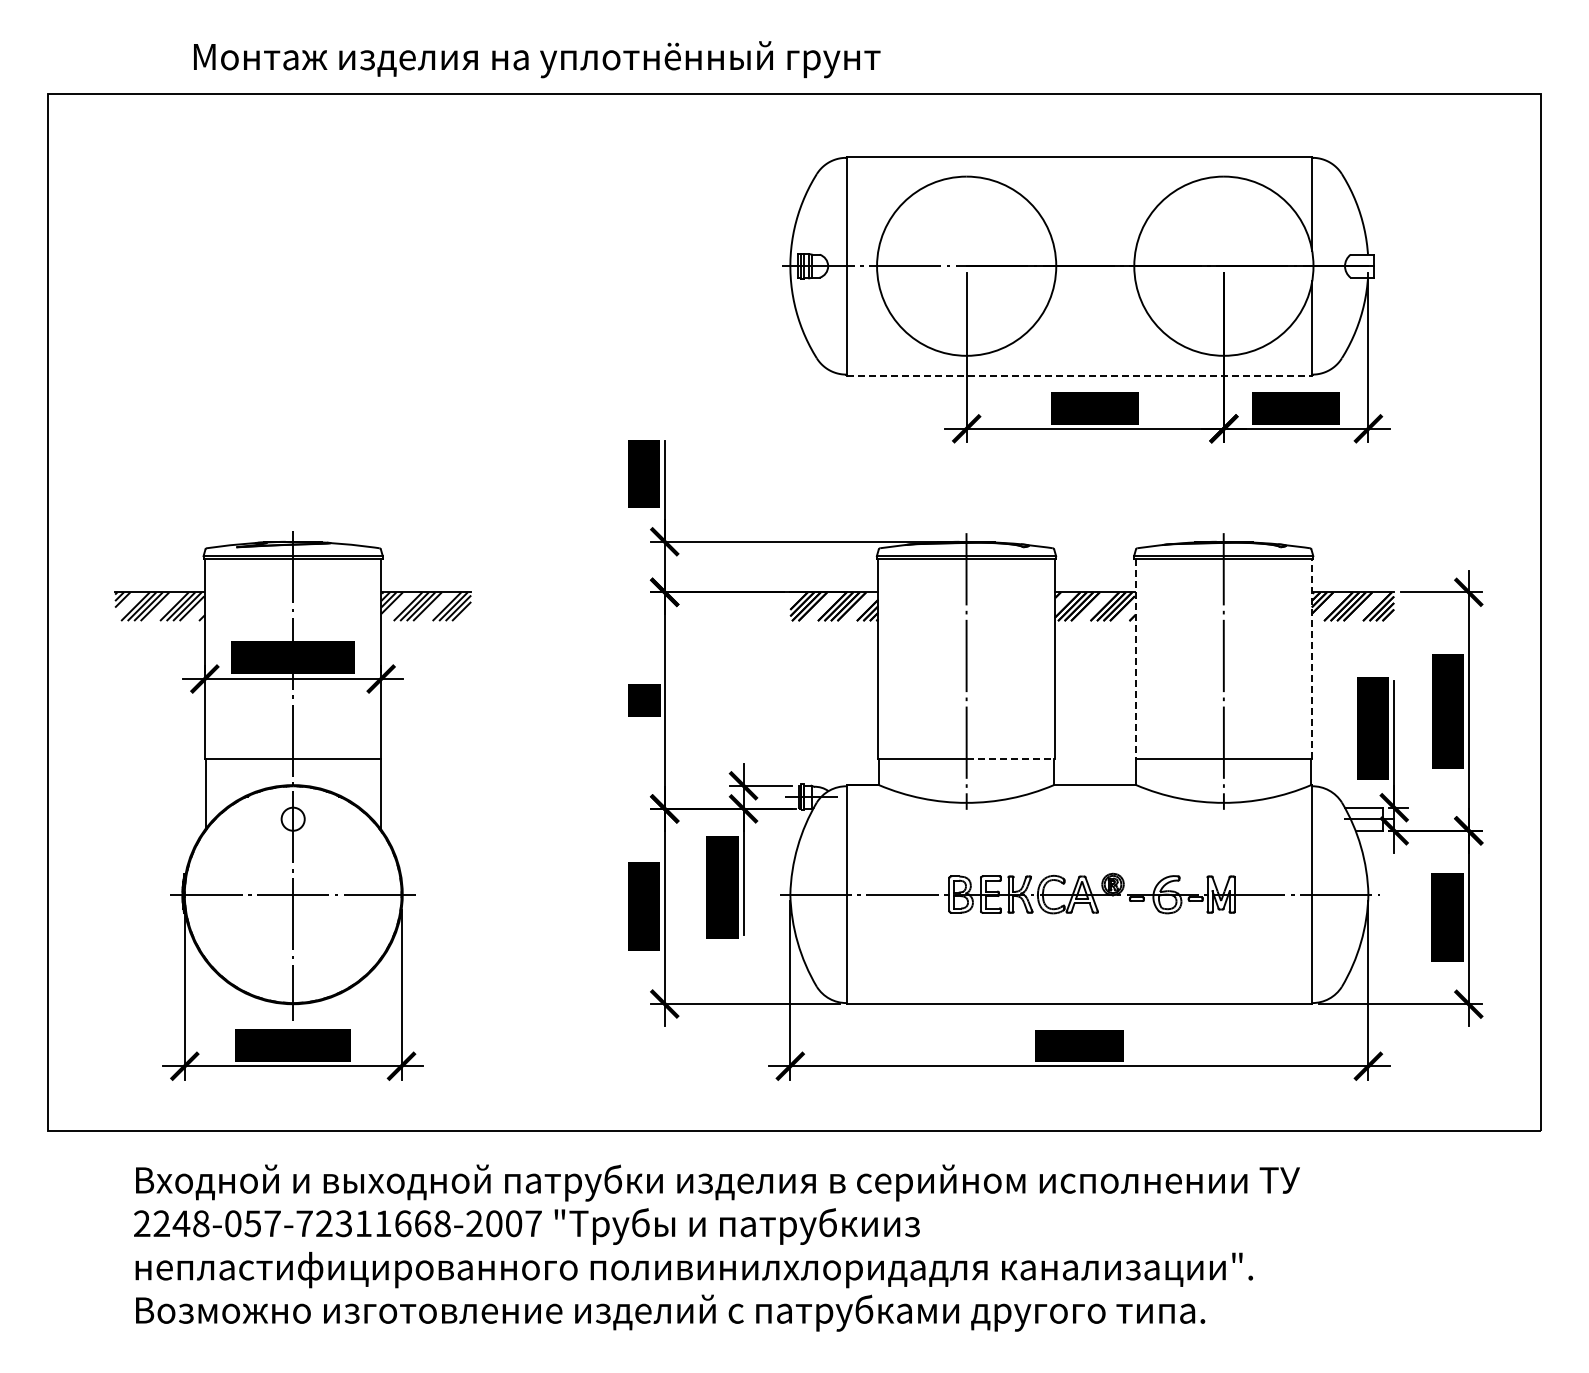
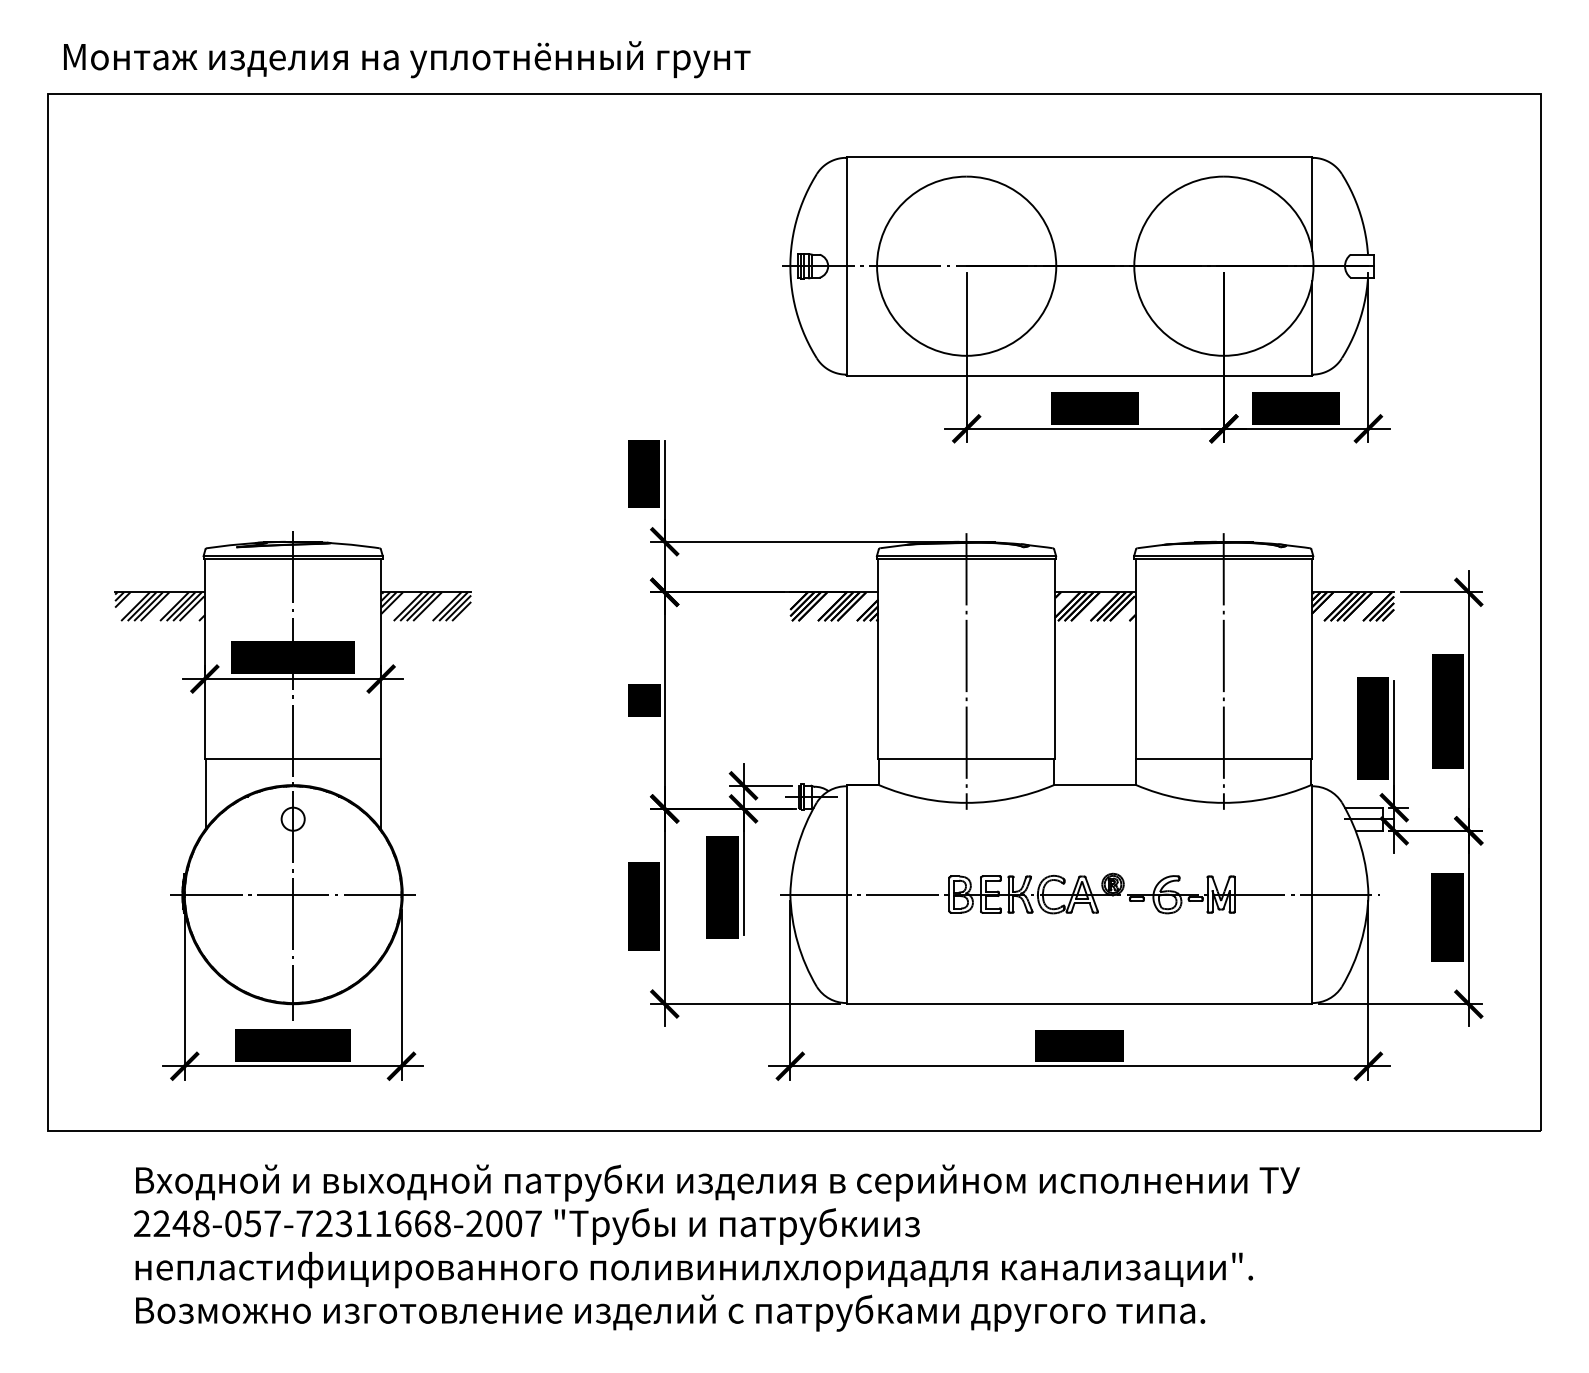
text position: (537, 59) -> (407, 59) (407, 59)
line: dashed -> solid (1079, 375)
line: dashed -> solid (1135, 658)
line: dashed -> solid (1311, 658)
line: dashed -> solid (1011, 758)
